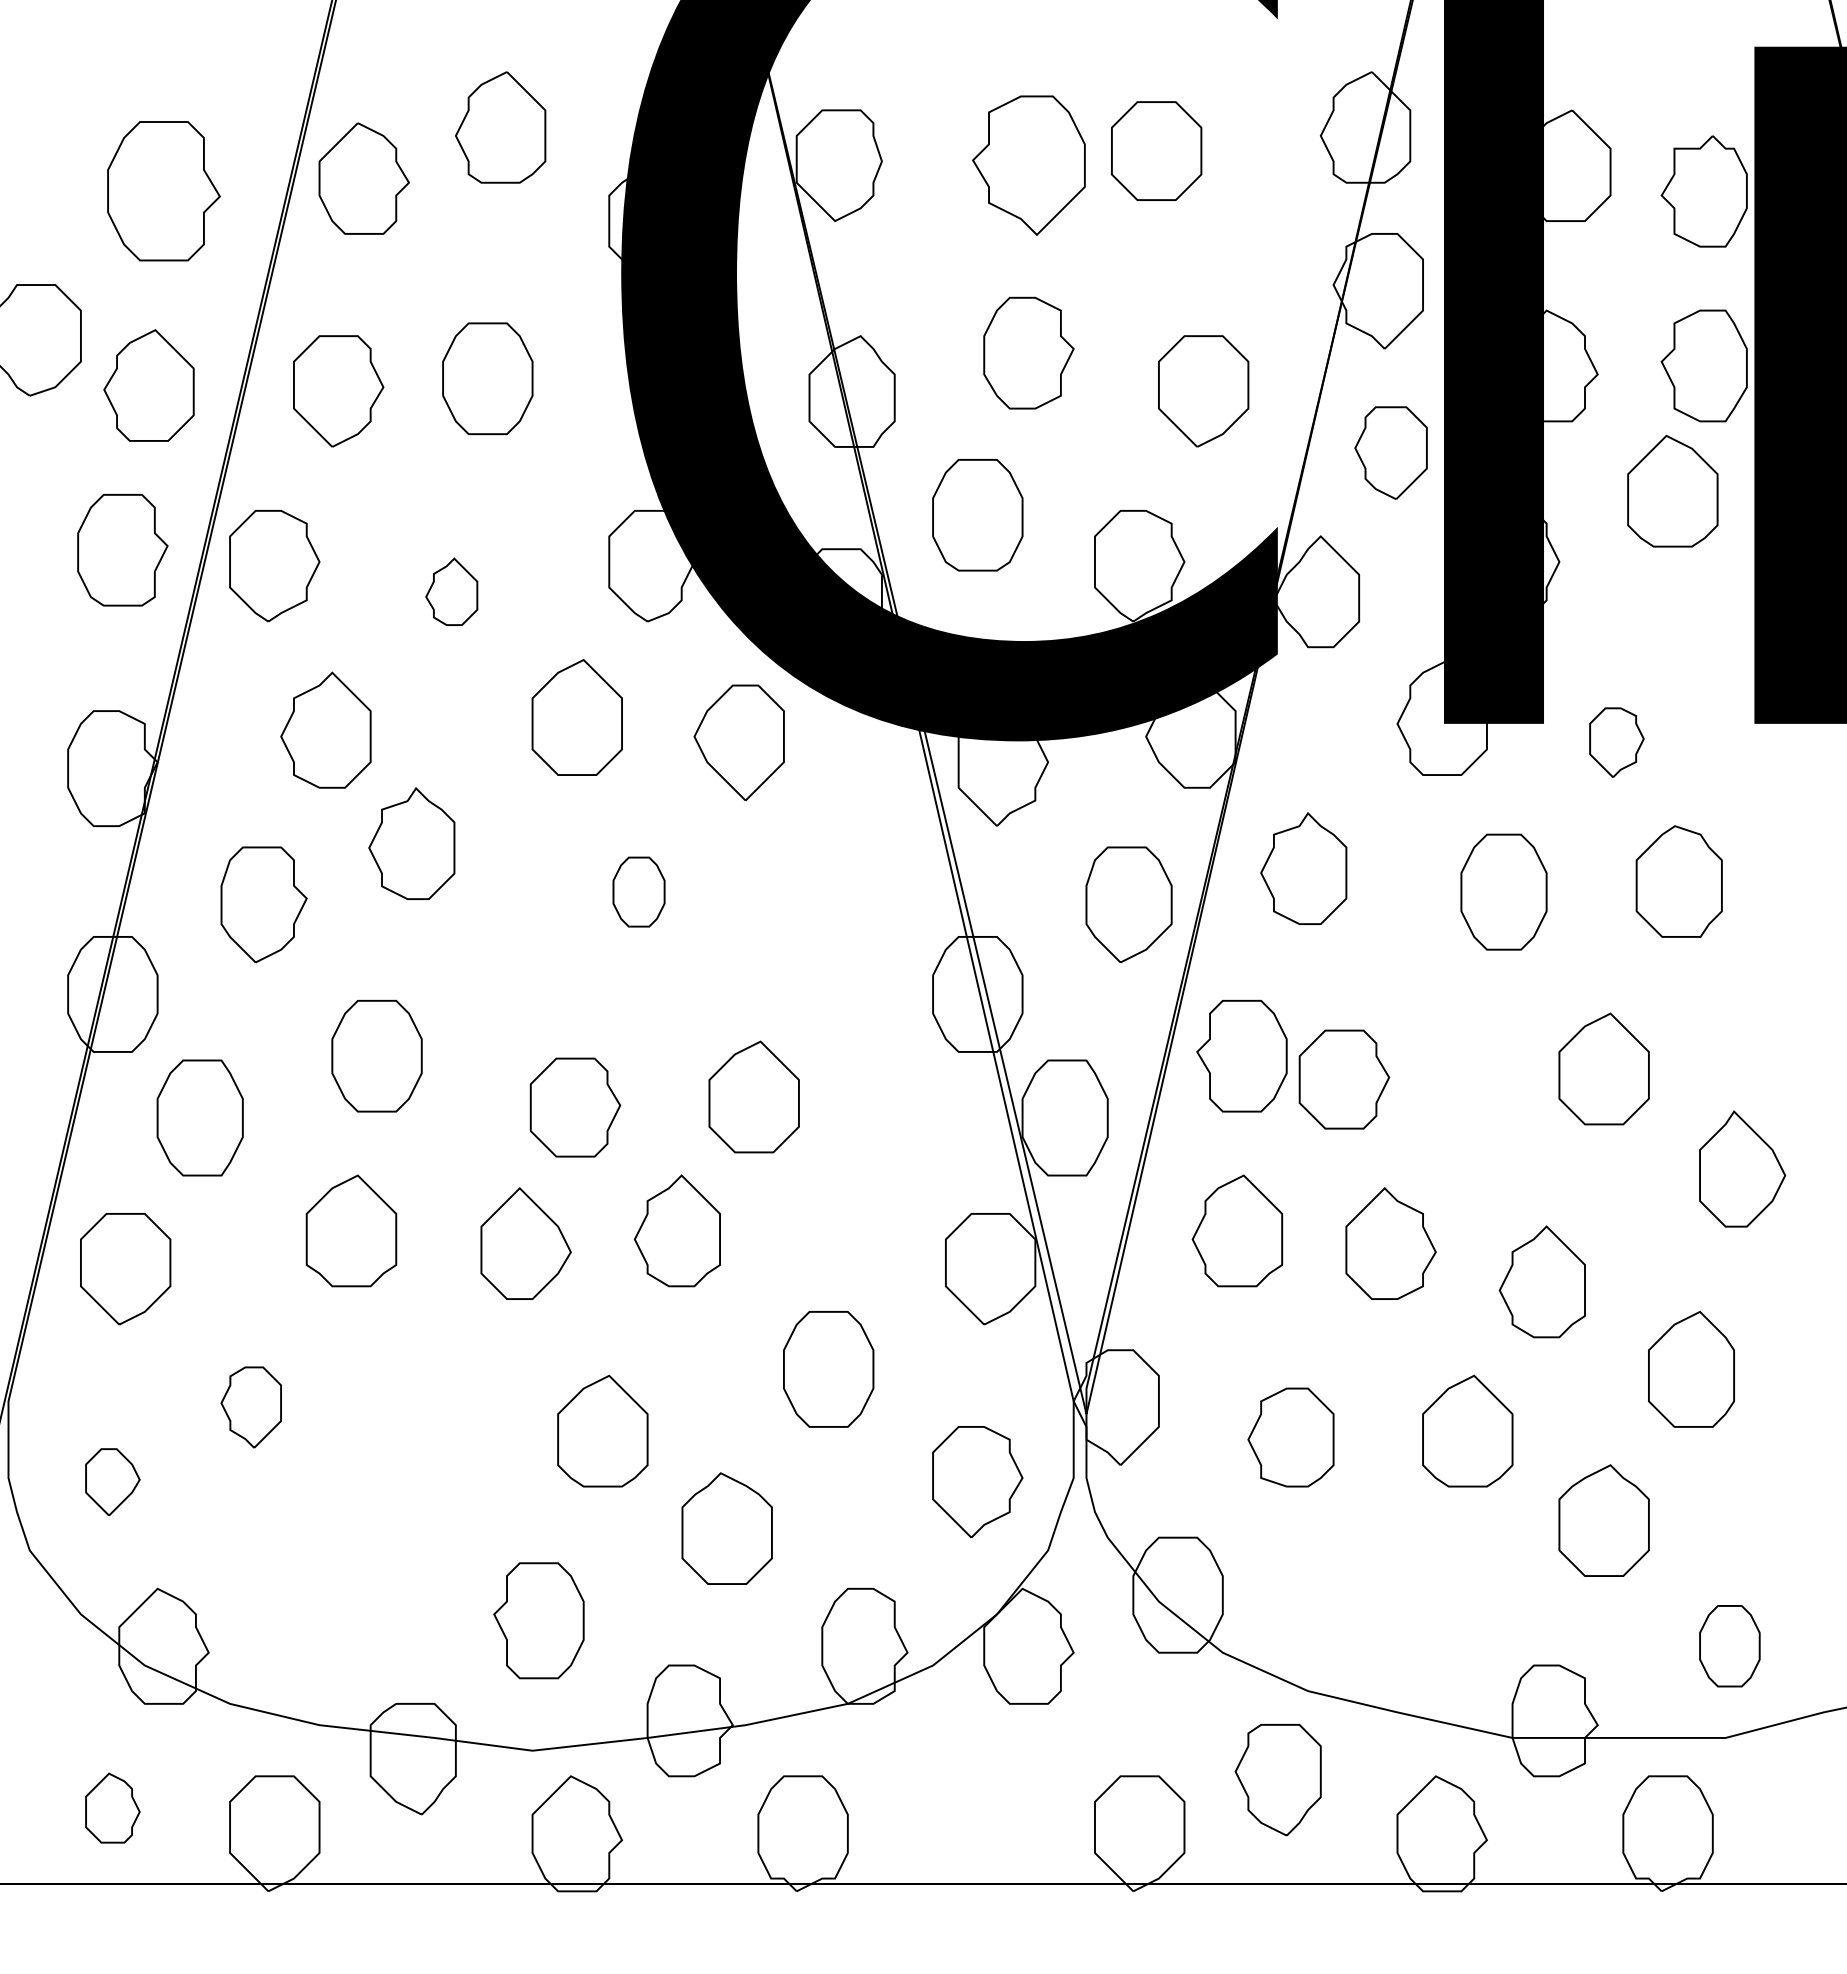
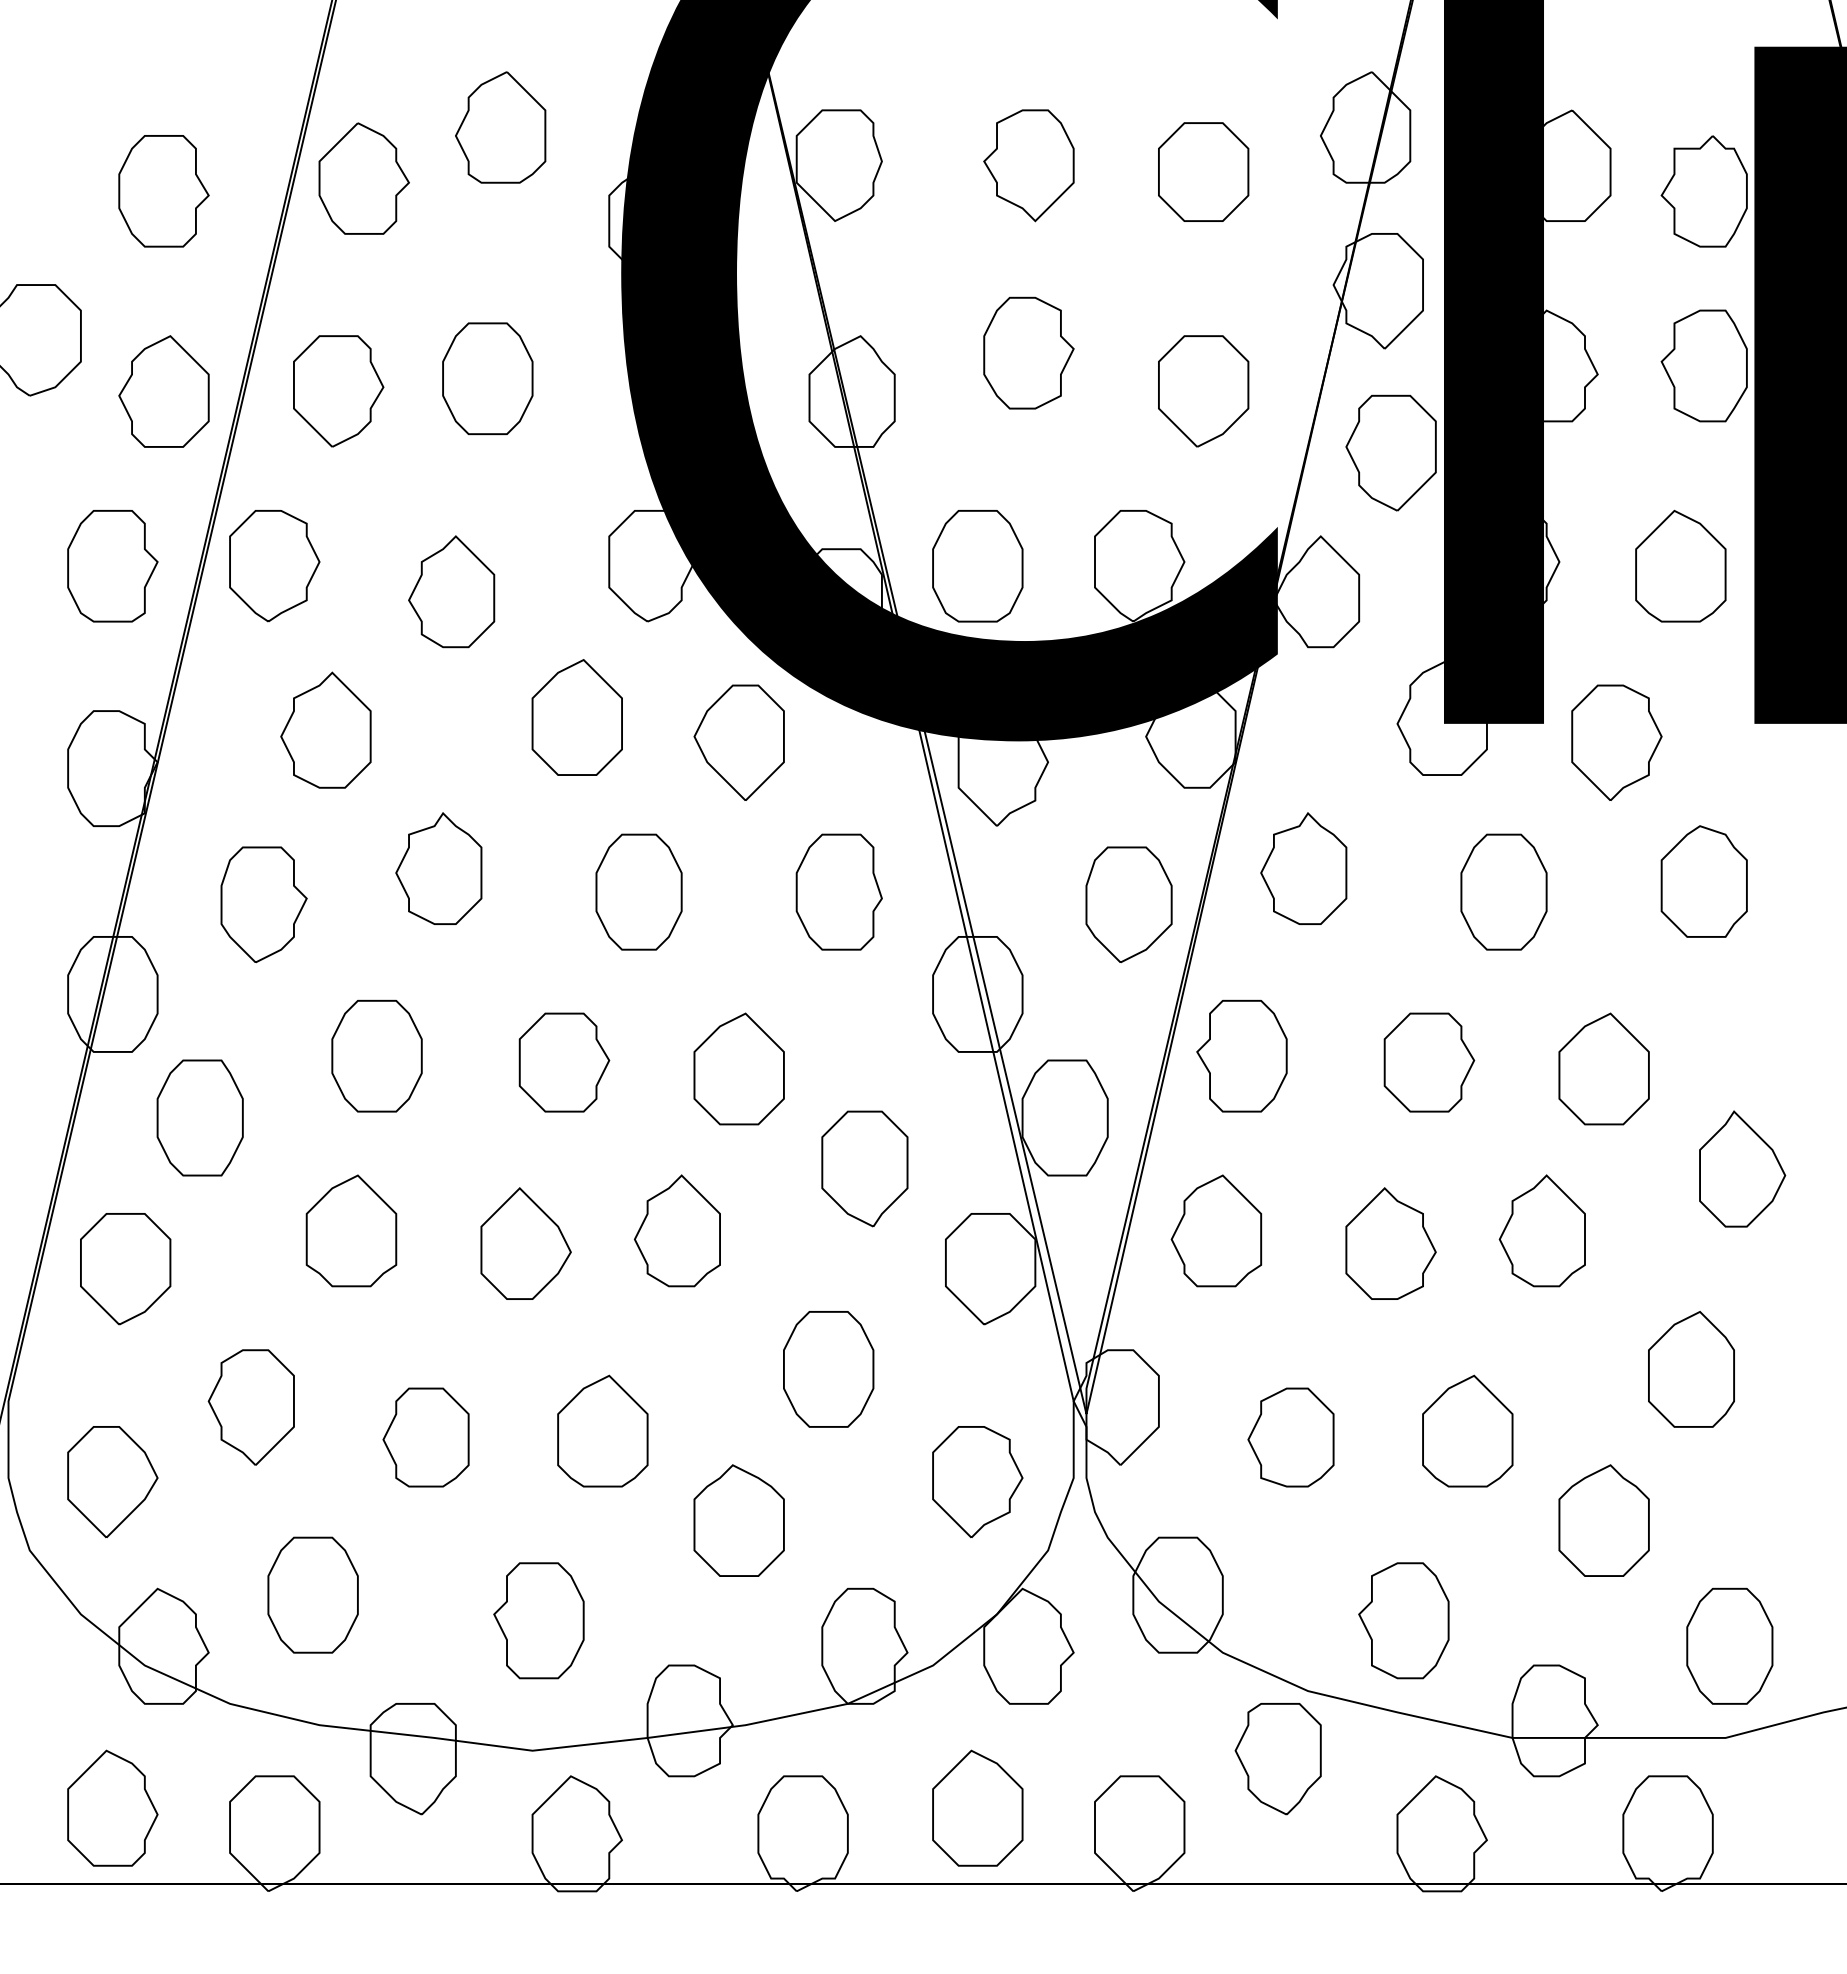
part position: (1156, 150) -> (1203, 171) (1203, 171)
part size: 114x141 px -> 92x114 px (1028, 165)
part size: 114x141 px -> 92x113 px (163, 191)
part position: (148, 385) -> (163, 391) (163, 391)
part size: 74x94 px -> 92x118 px (1390, 452)
part position: (1672, 490) -> (1680, 565) (1680, 565)
part position: (977, 515) -> (977, 566) (977, 566)
part position: (122, 550) -> (112, 566) (112, 566)
part size: 54x69 px -> 88x114 px (451, 591)
part size: 56x71 px -> 92x117 px (1616, 742)
part position: (411, 843) -> (438, 868) (438, 868)
part position: (1678, 881) -> (1703, 881) (1703, 881)
part size: 54x72 px -> 88x118 px (638, 891)
part: none -> present (838, 891)
part position: (1344, 1079) -> (1429, 1062) (1429, 1062)
part position: (753, 1096) -> (738, 1068) (738, 1068)
part position: (575, 1107) -> (564, 1062) (564, 1062)
part: none -> present (864, 1168)
part position: (1237, 1230) -> (1216, 1230) (1216, 1230)
part position: (1541, 1281) -> (1541, 1230) (1541, 1230)
part size: 62x83 px -> 88x117 px (250, 1407)
part: none -> present (425, 1437)
part size: 56x68 px -> 92x113 px (112, 1482)
part position: (726, 1528) -> (738, 1520) (738, 1520)
part: none -> present (312, 1594)
part: none -> present (1403, 1620)
part size: 62x83 px -> 88x118 px (1729, 1645)
part position: (1277, 1780) -> (1277, 1759) (1277, 1759)
part size: 56x72 px -> 92x118 px (112, 1807)
part: none -> present (977, 1807)
